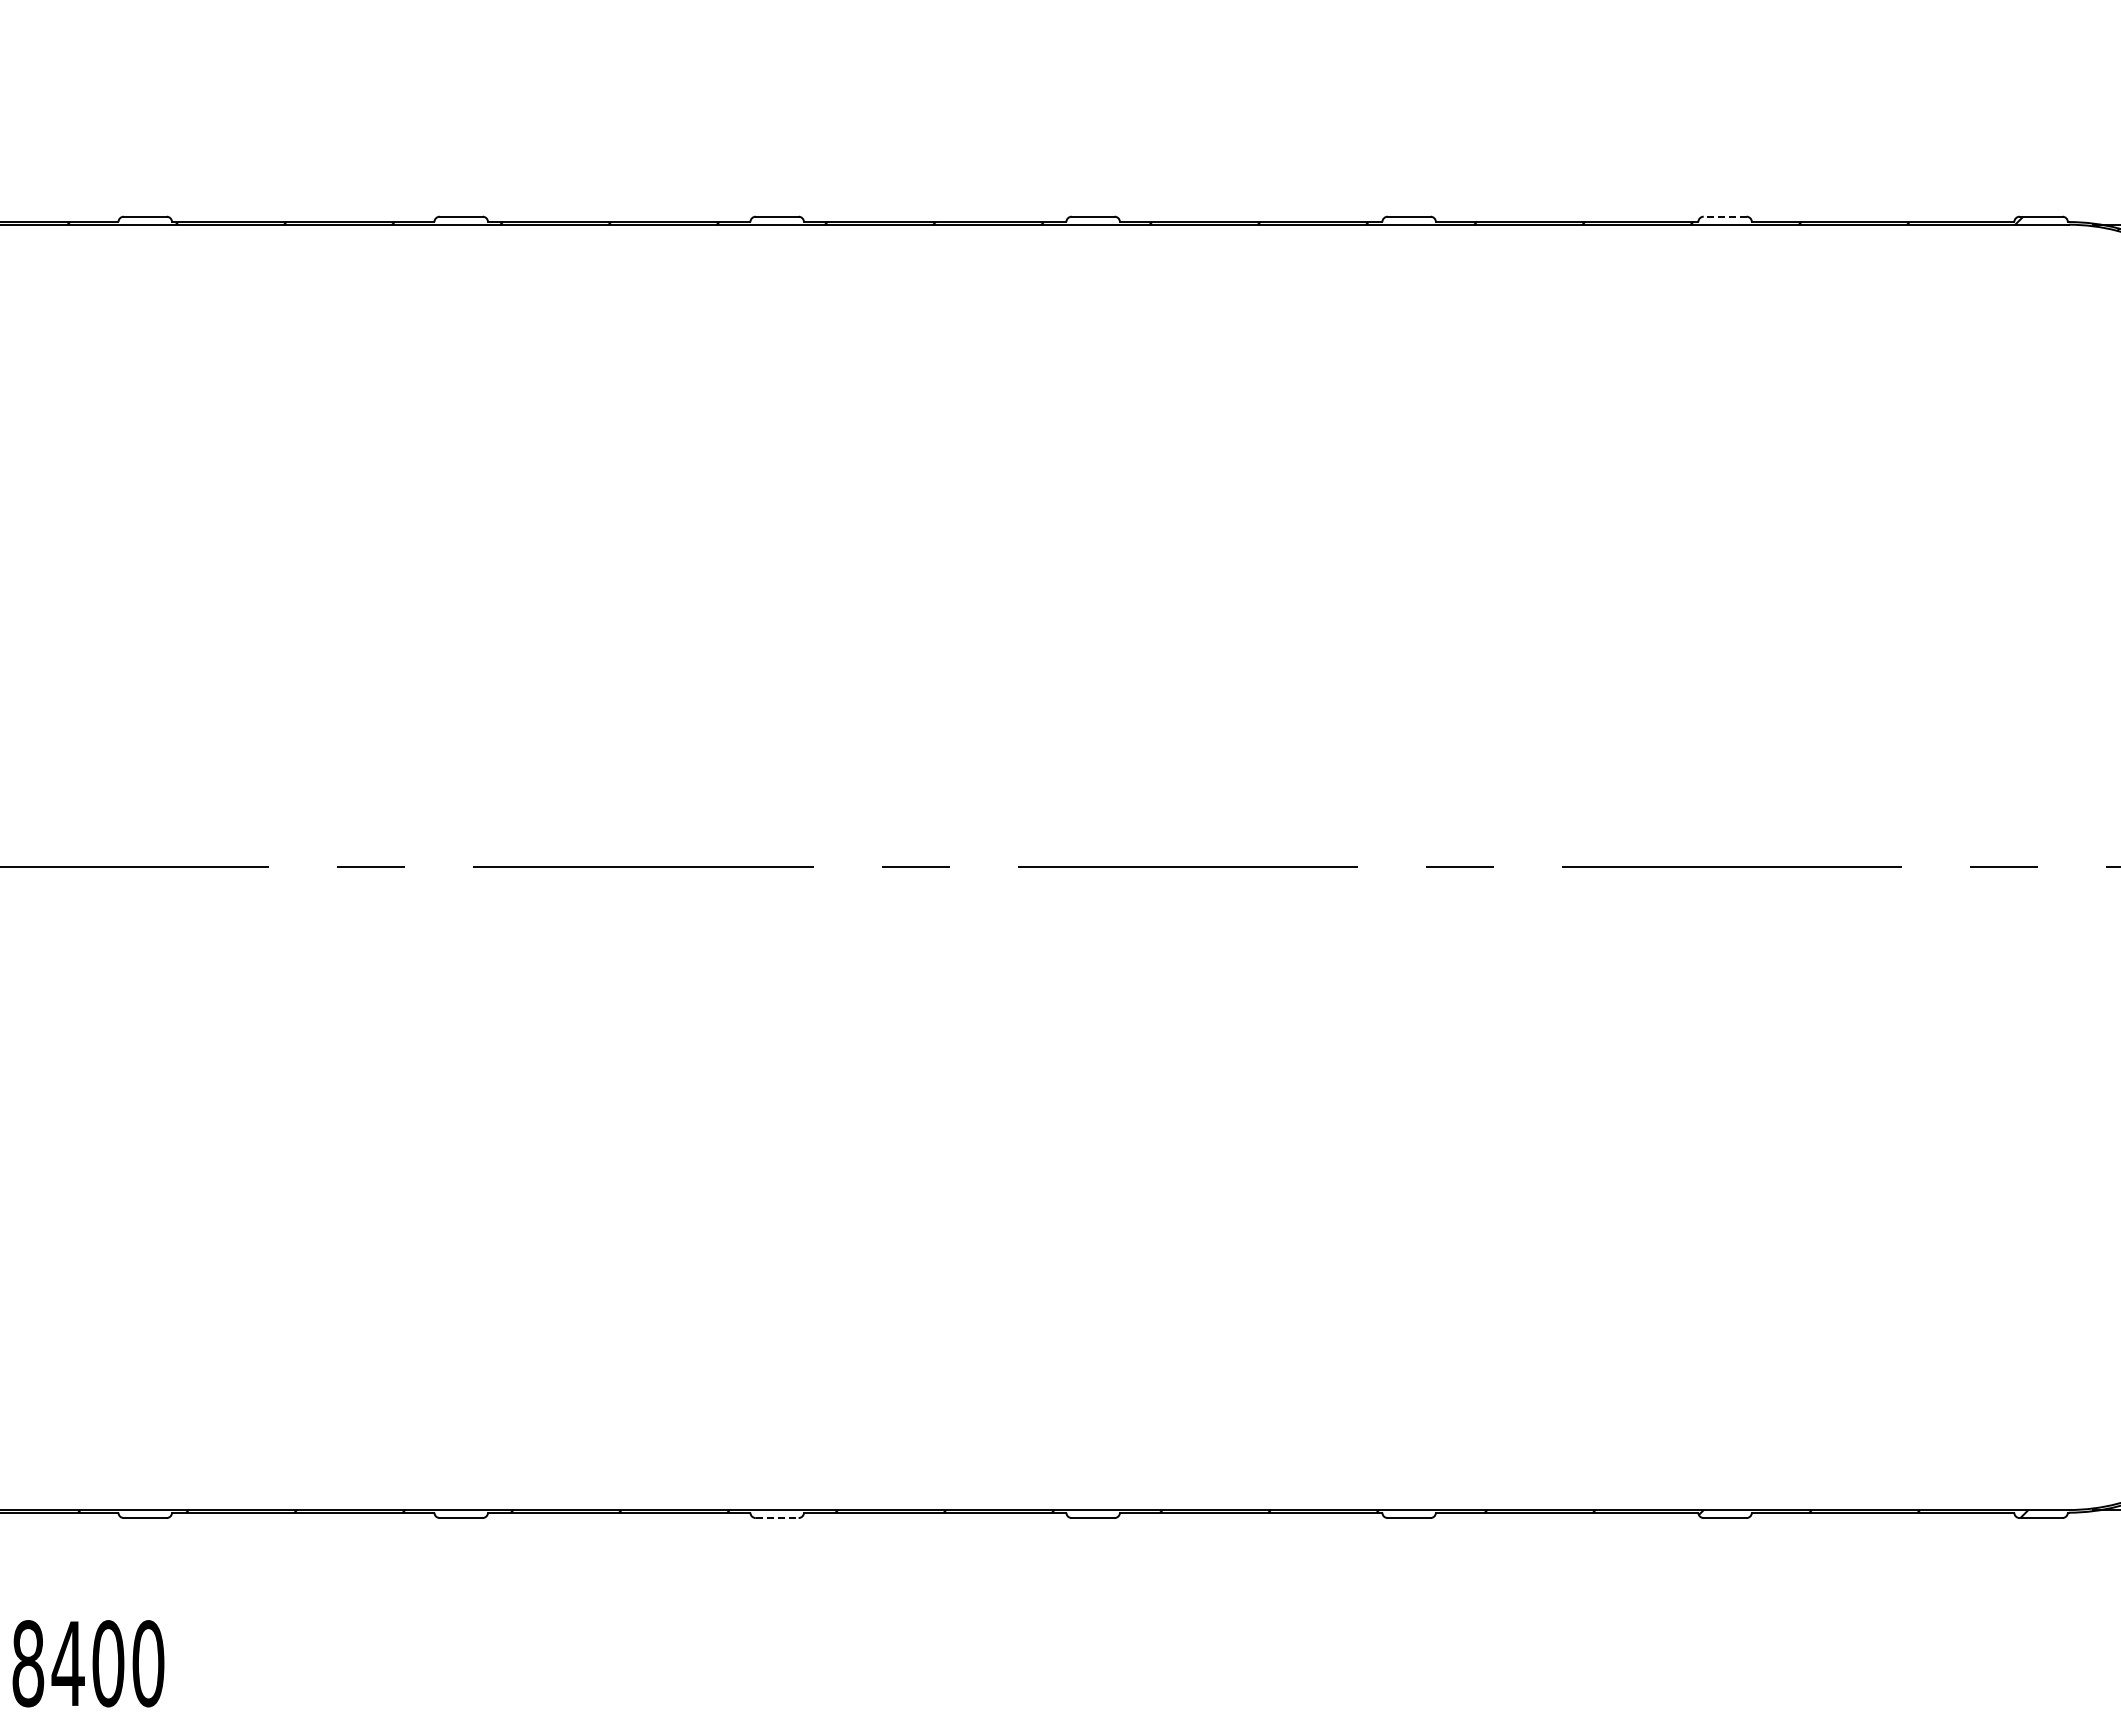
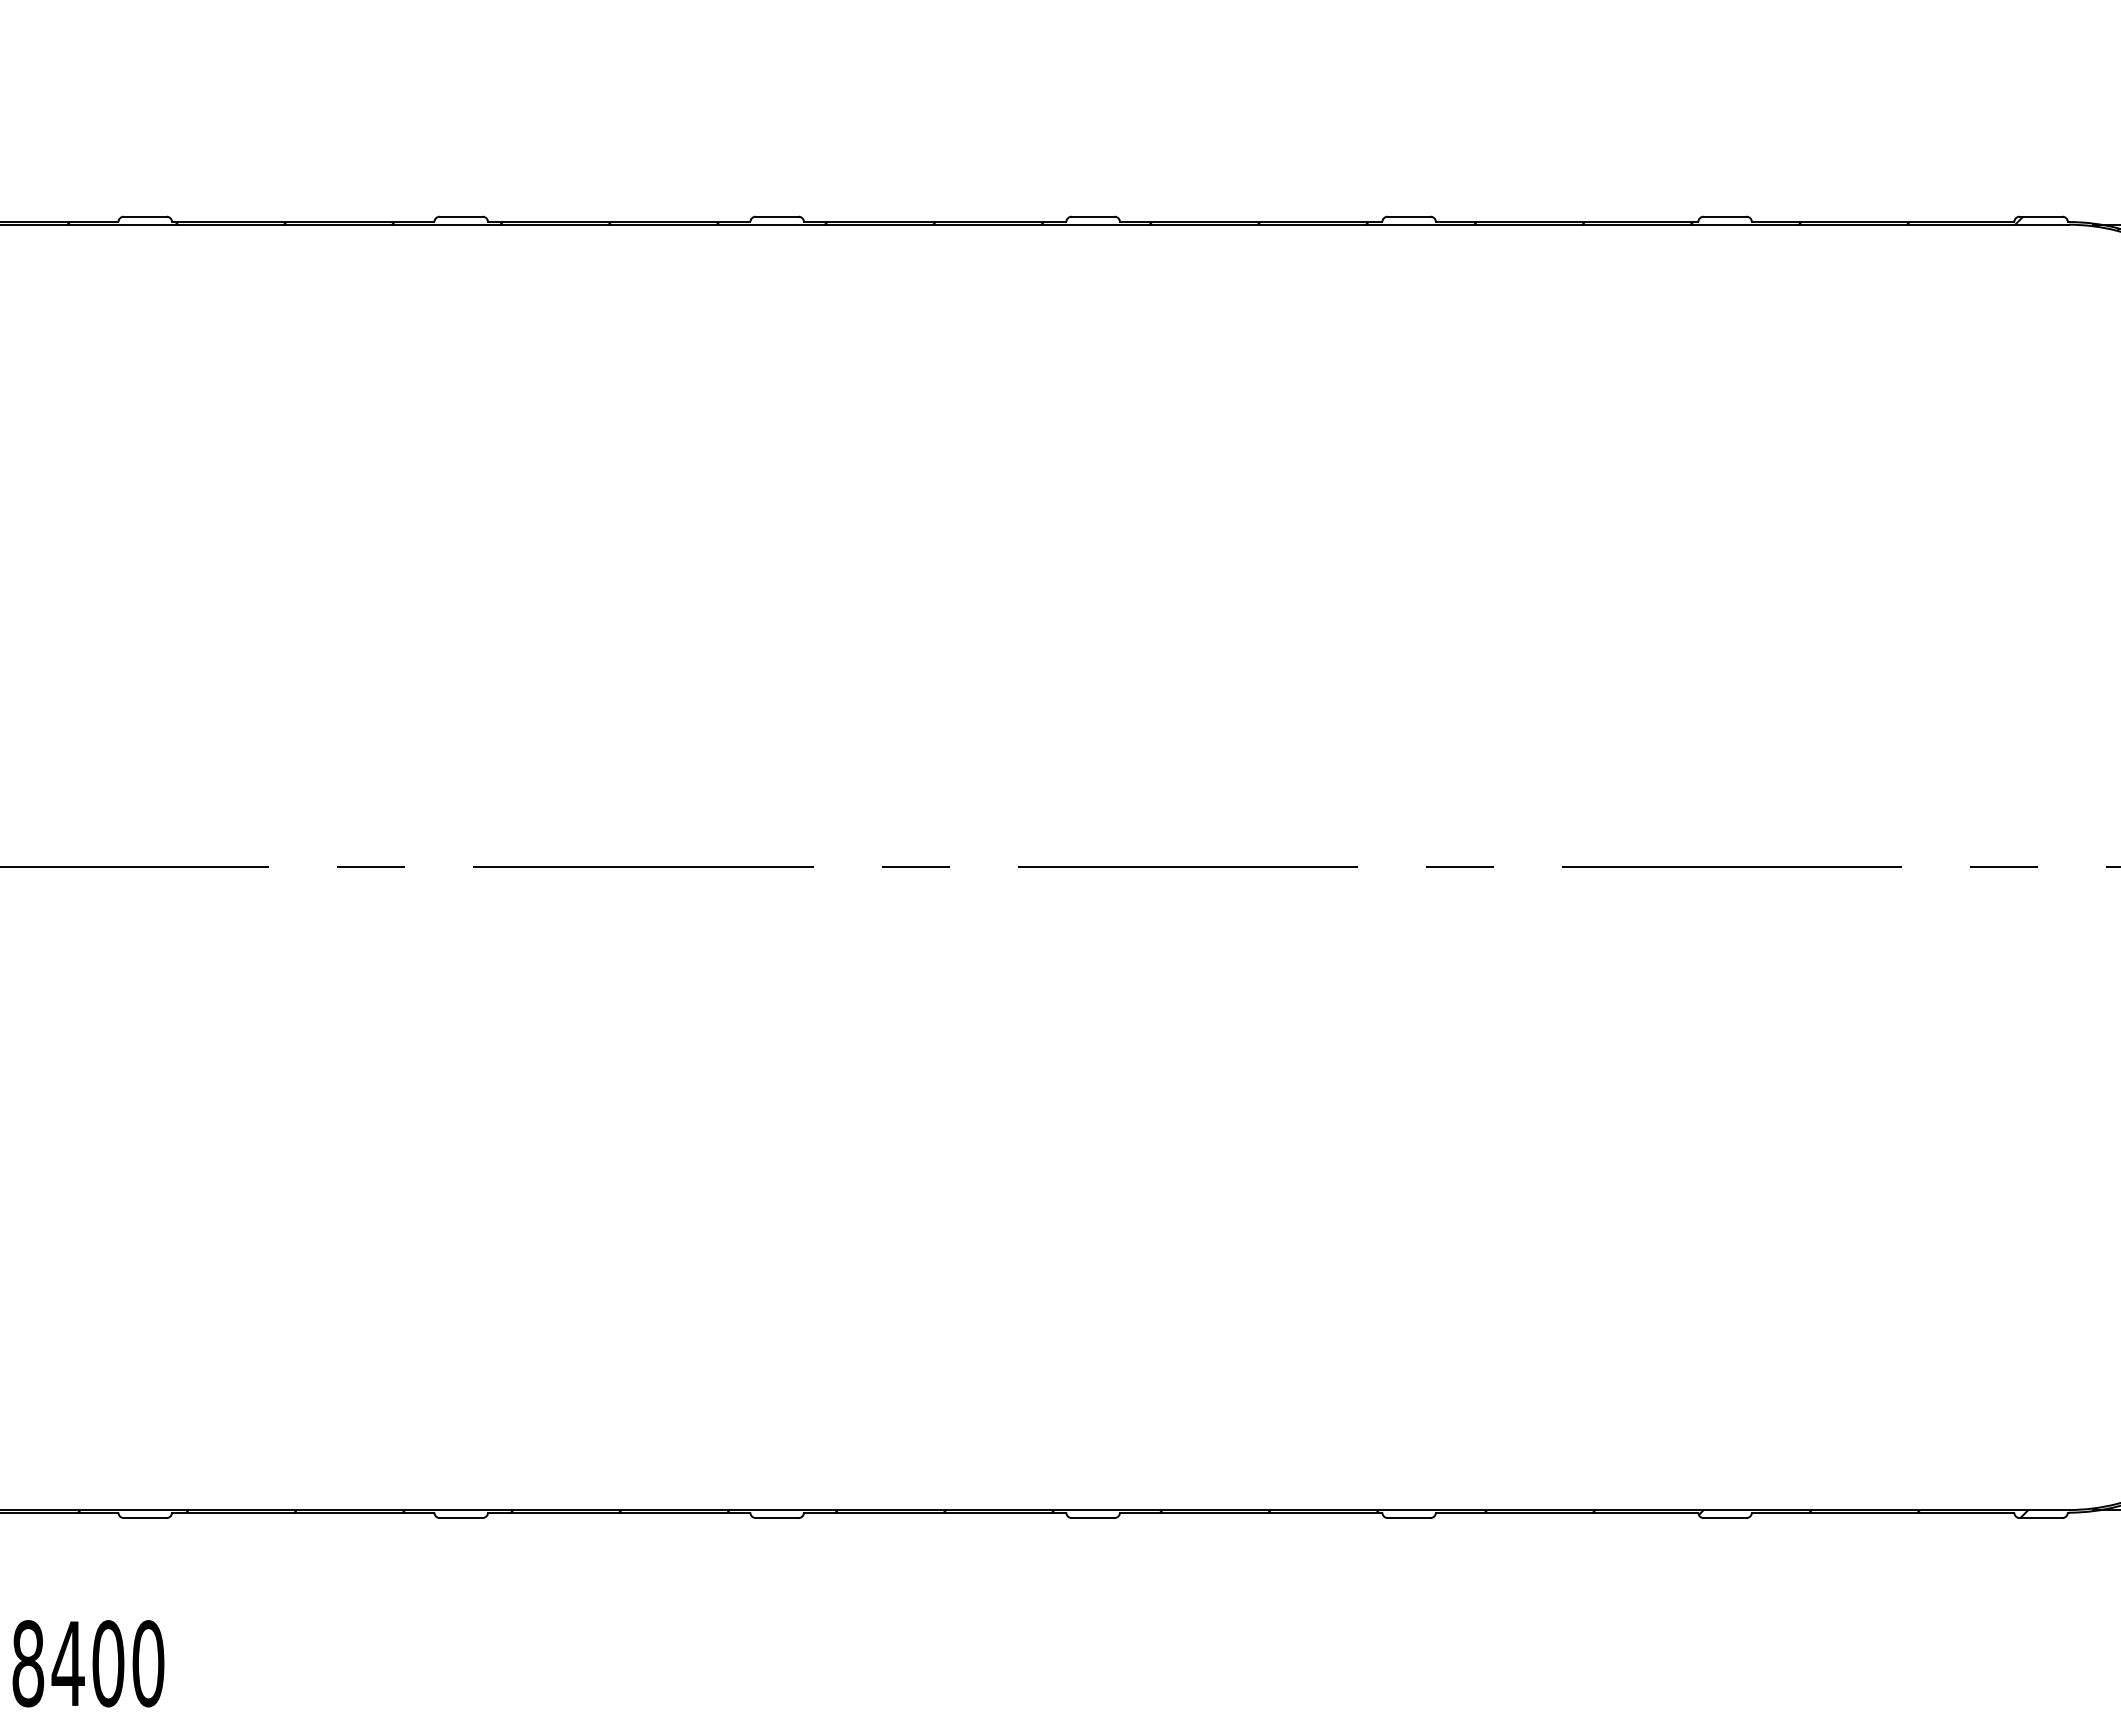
line: dashed -> solid (1724, 216)
line: dashed -> solid (777, 1518)
